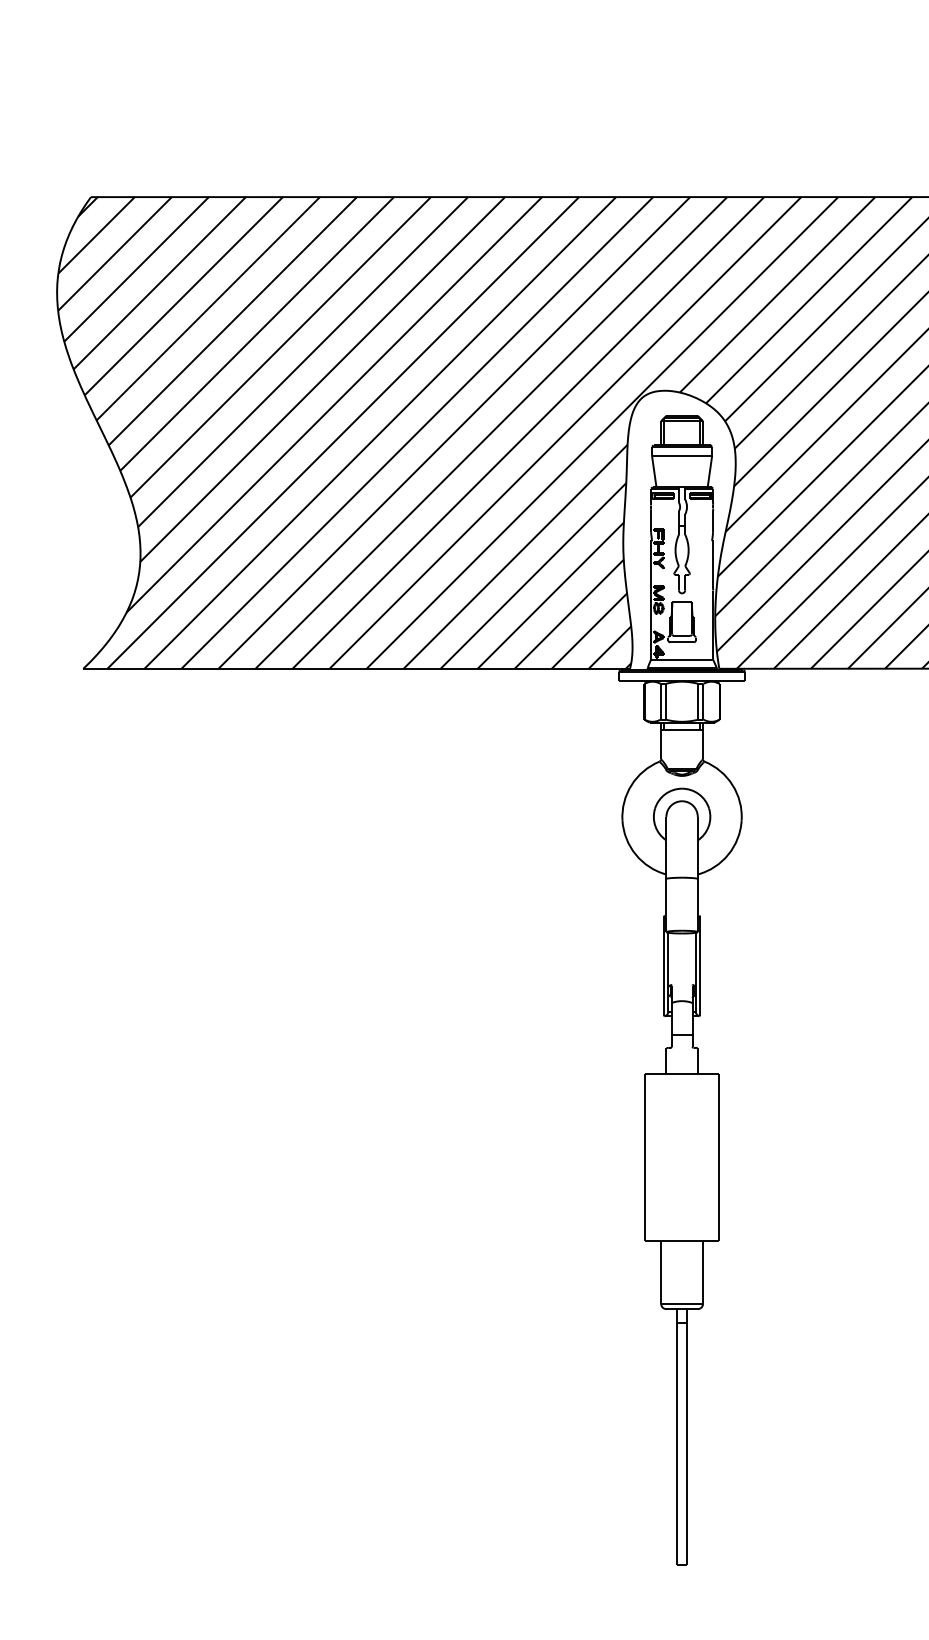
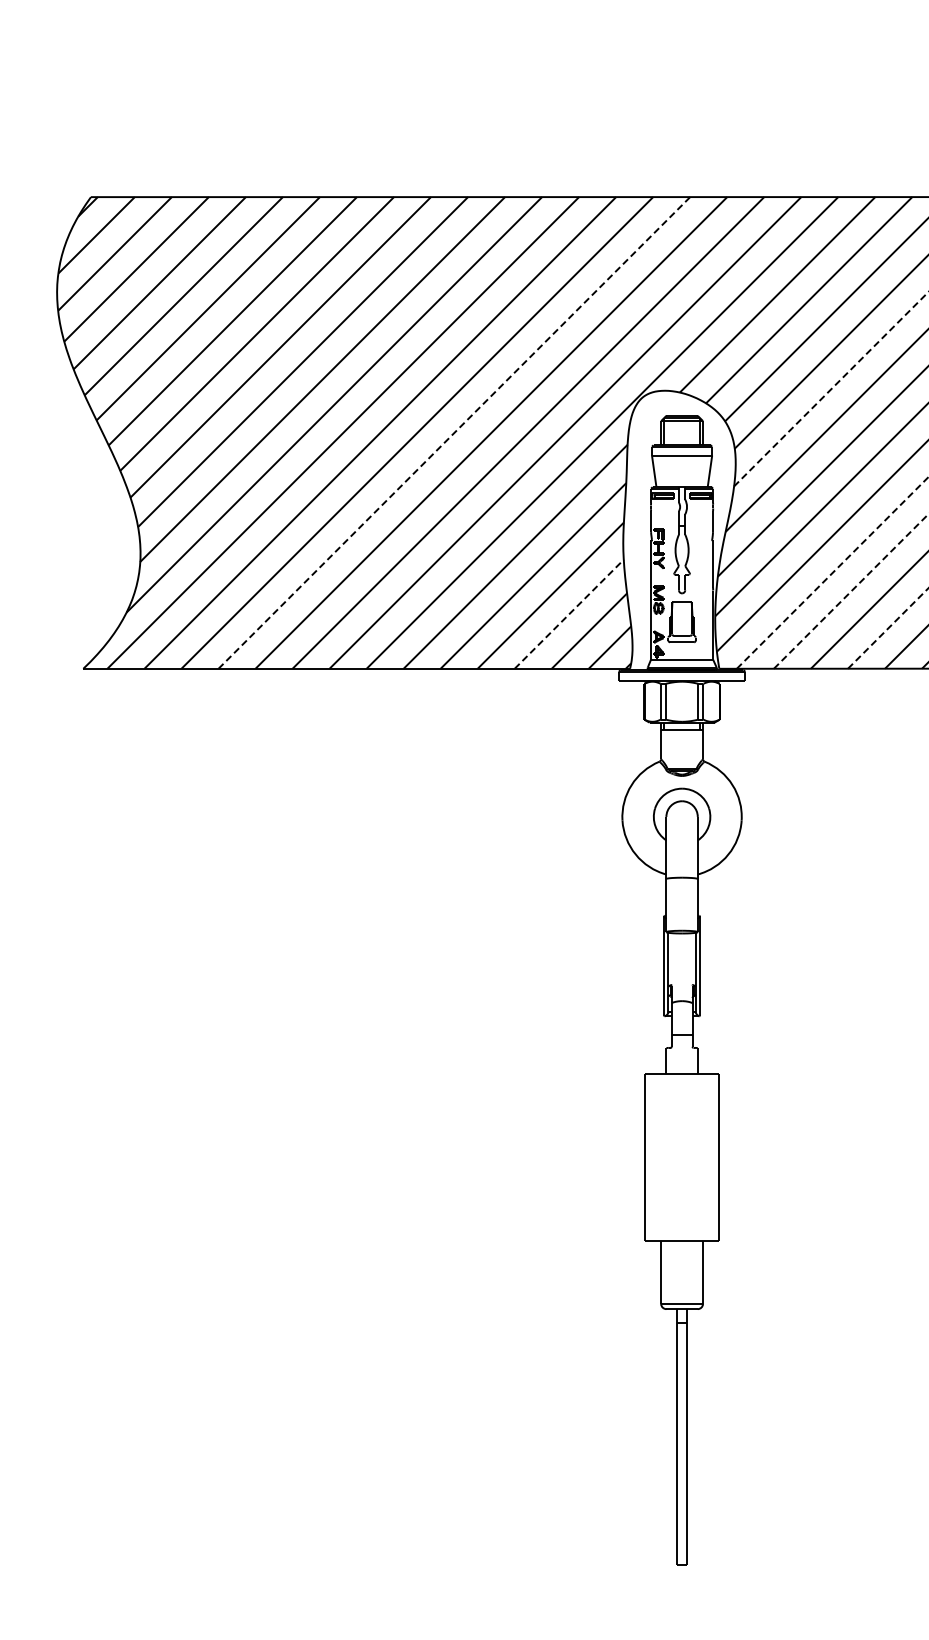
line: solid -> dashed (831, 389)
line: solid -> dashed (454, 432)
line: solid -> dashed (832, 572)
line: solid -> dashed (851, 591)
line: solid -> dashed (569, 613)
line: solid -> dashed (888, 628)
